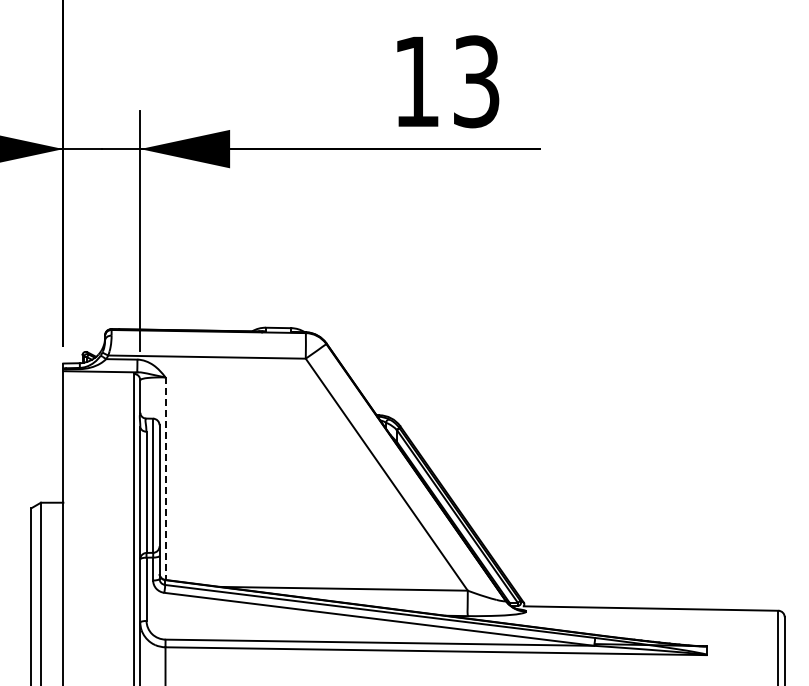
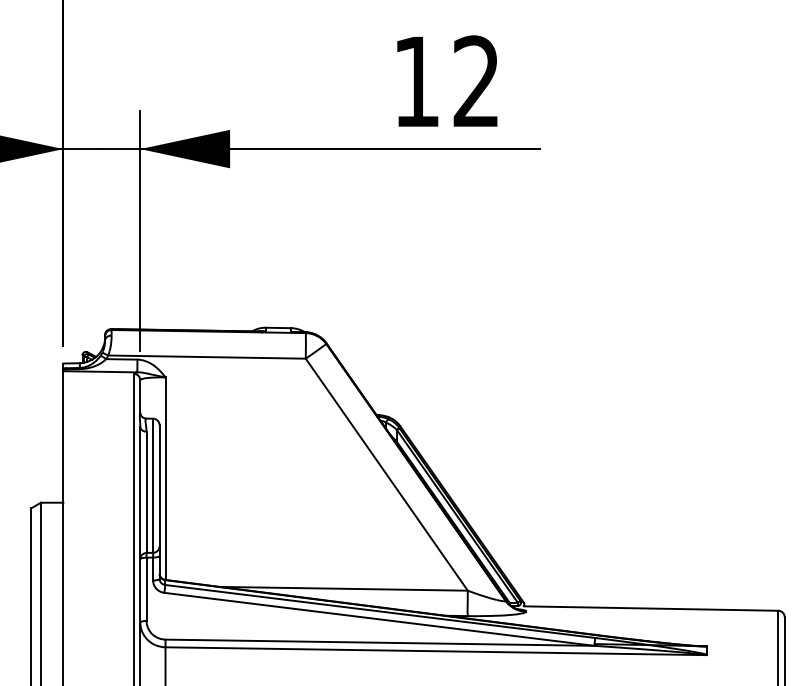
text: 13 -> 12 (476, 81)
line: dashed -> solid (165, 479)
